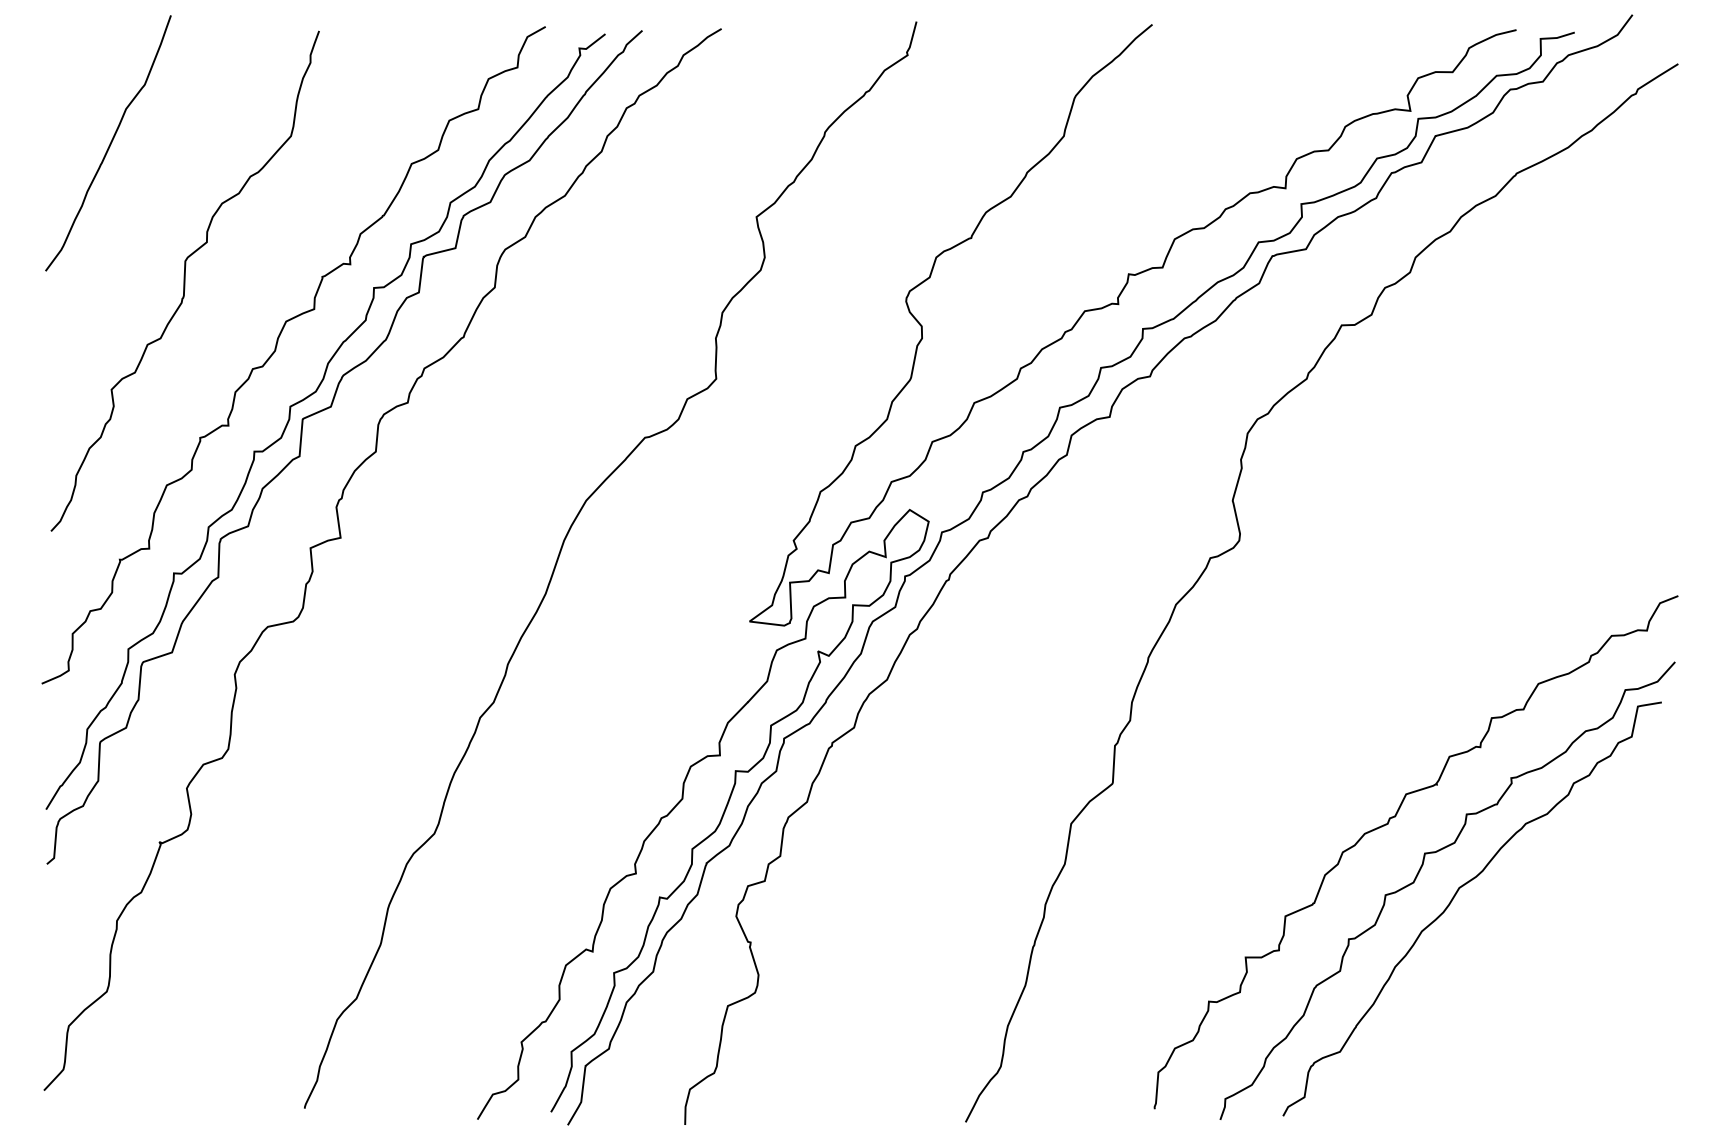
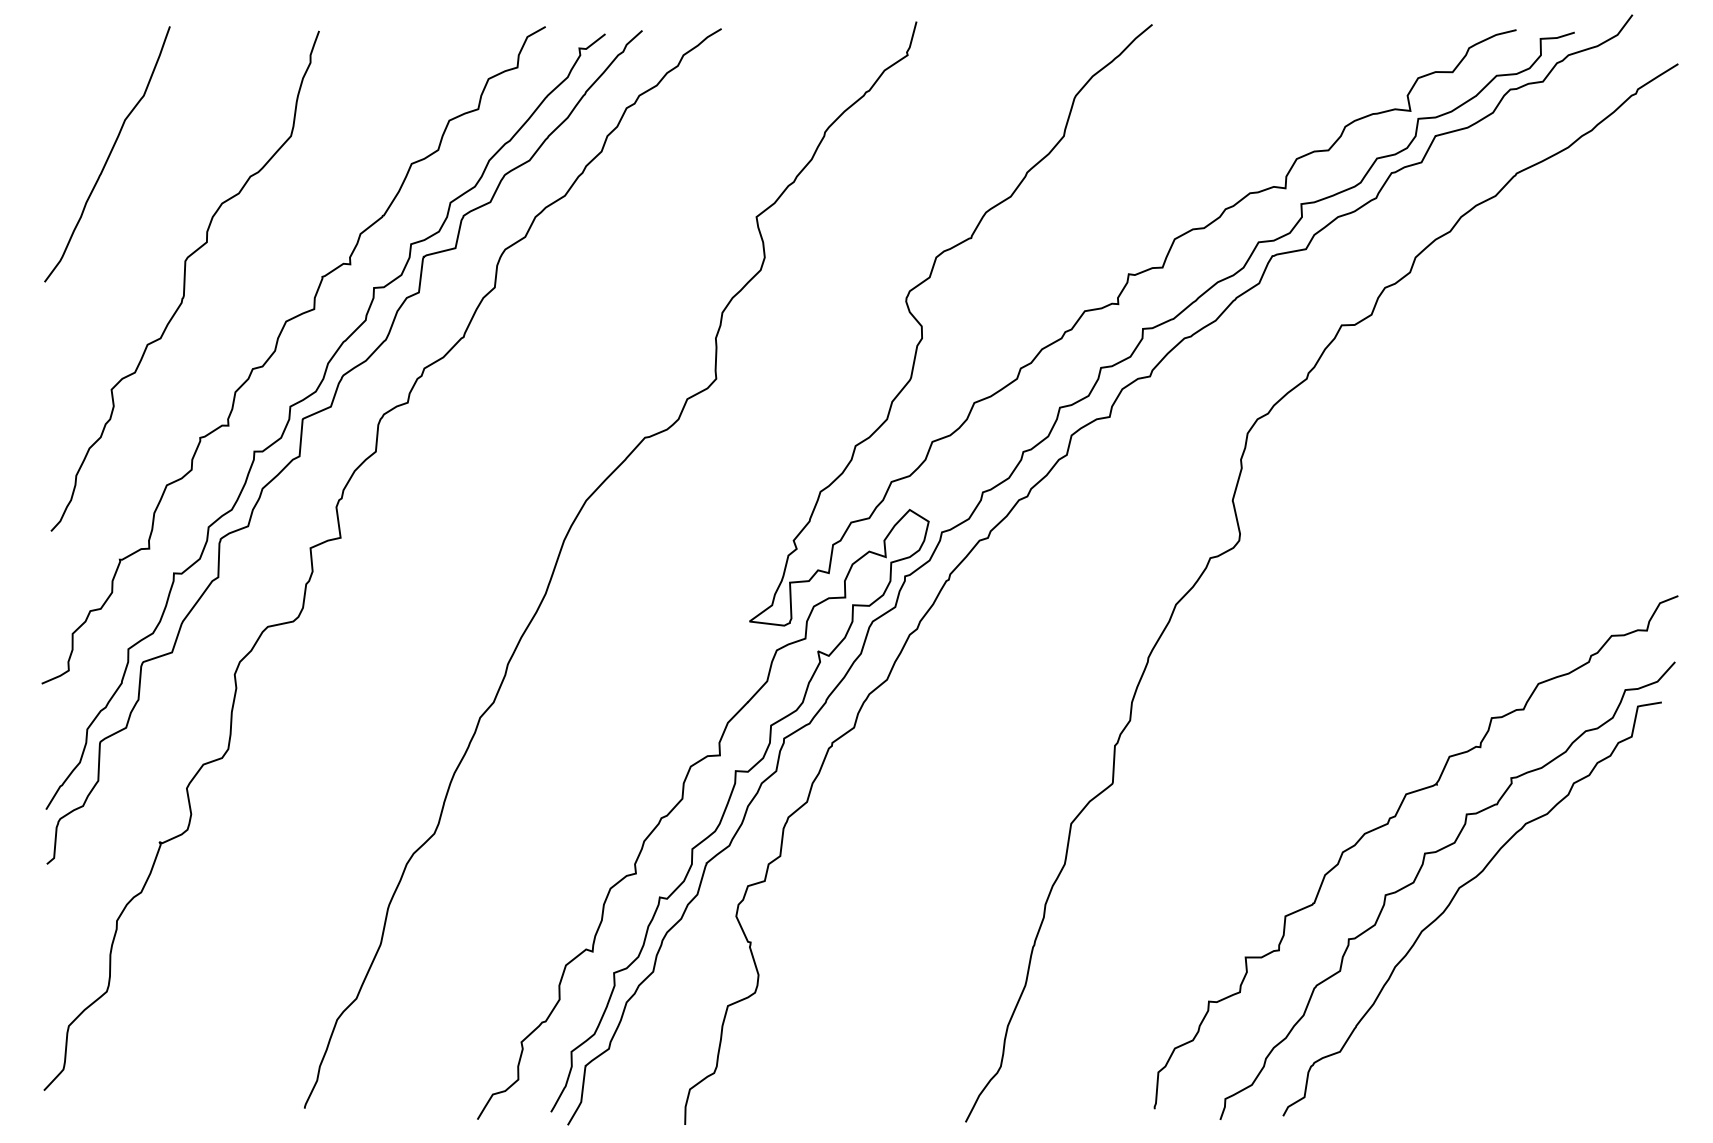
curve position: (109, 143) -> (108, 154) (108, 154)
